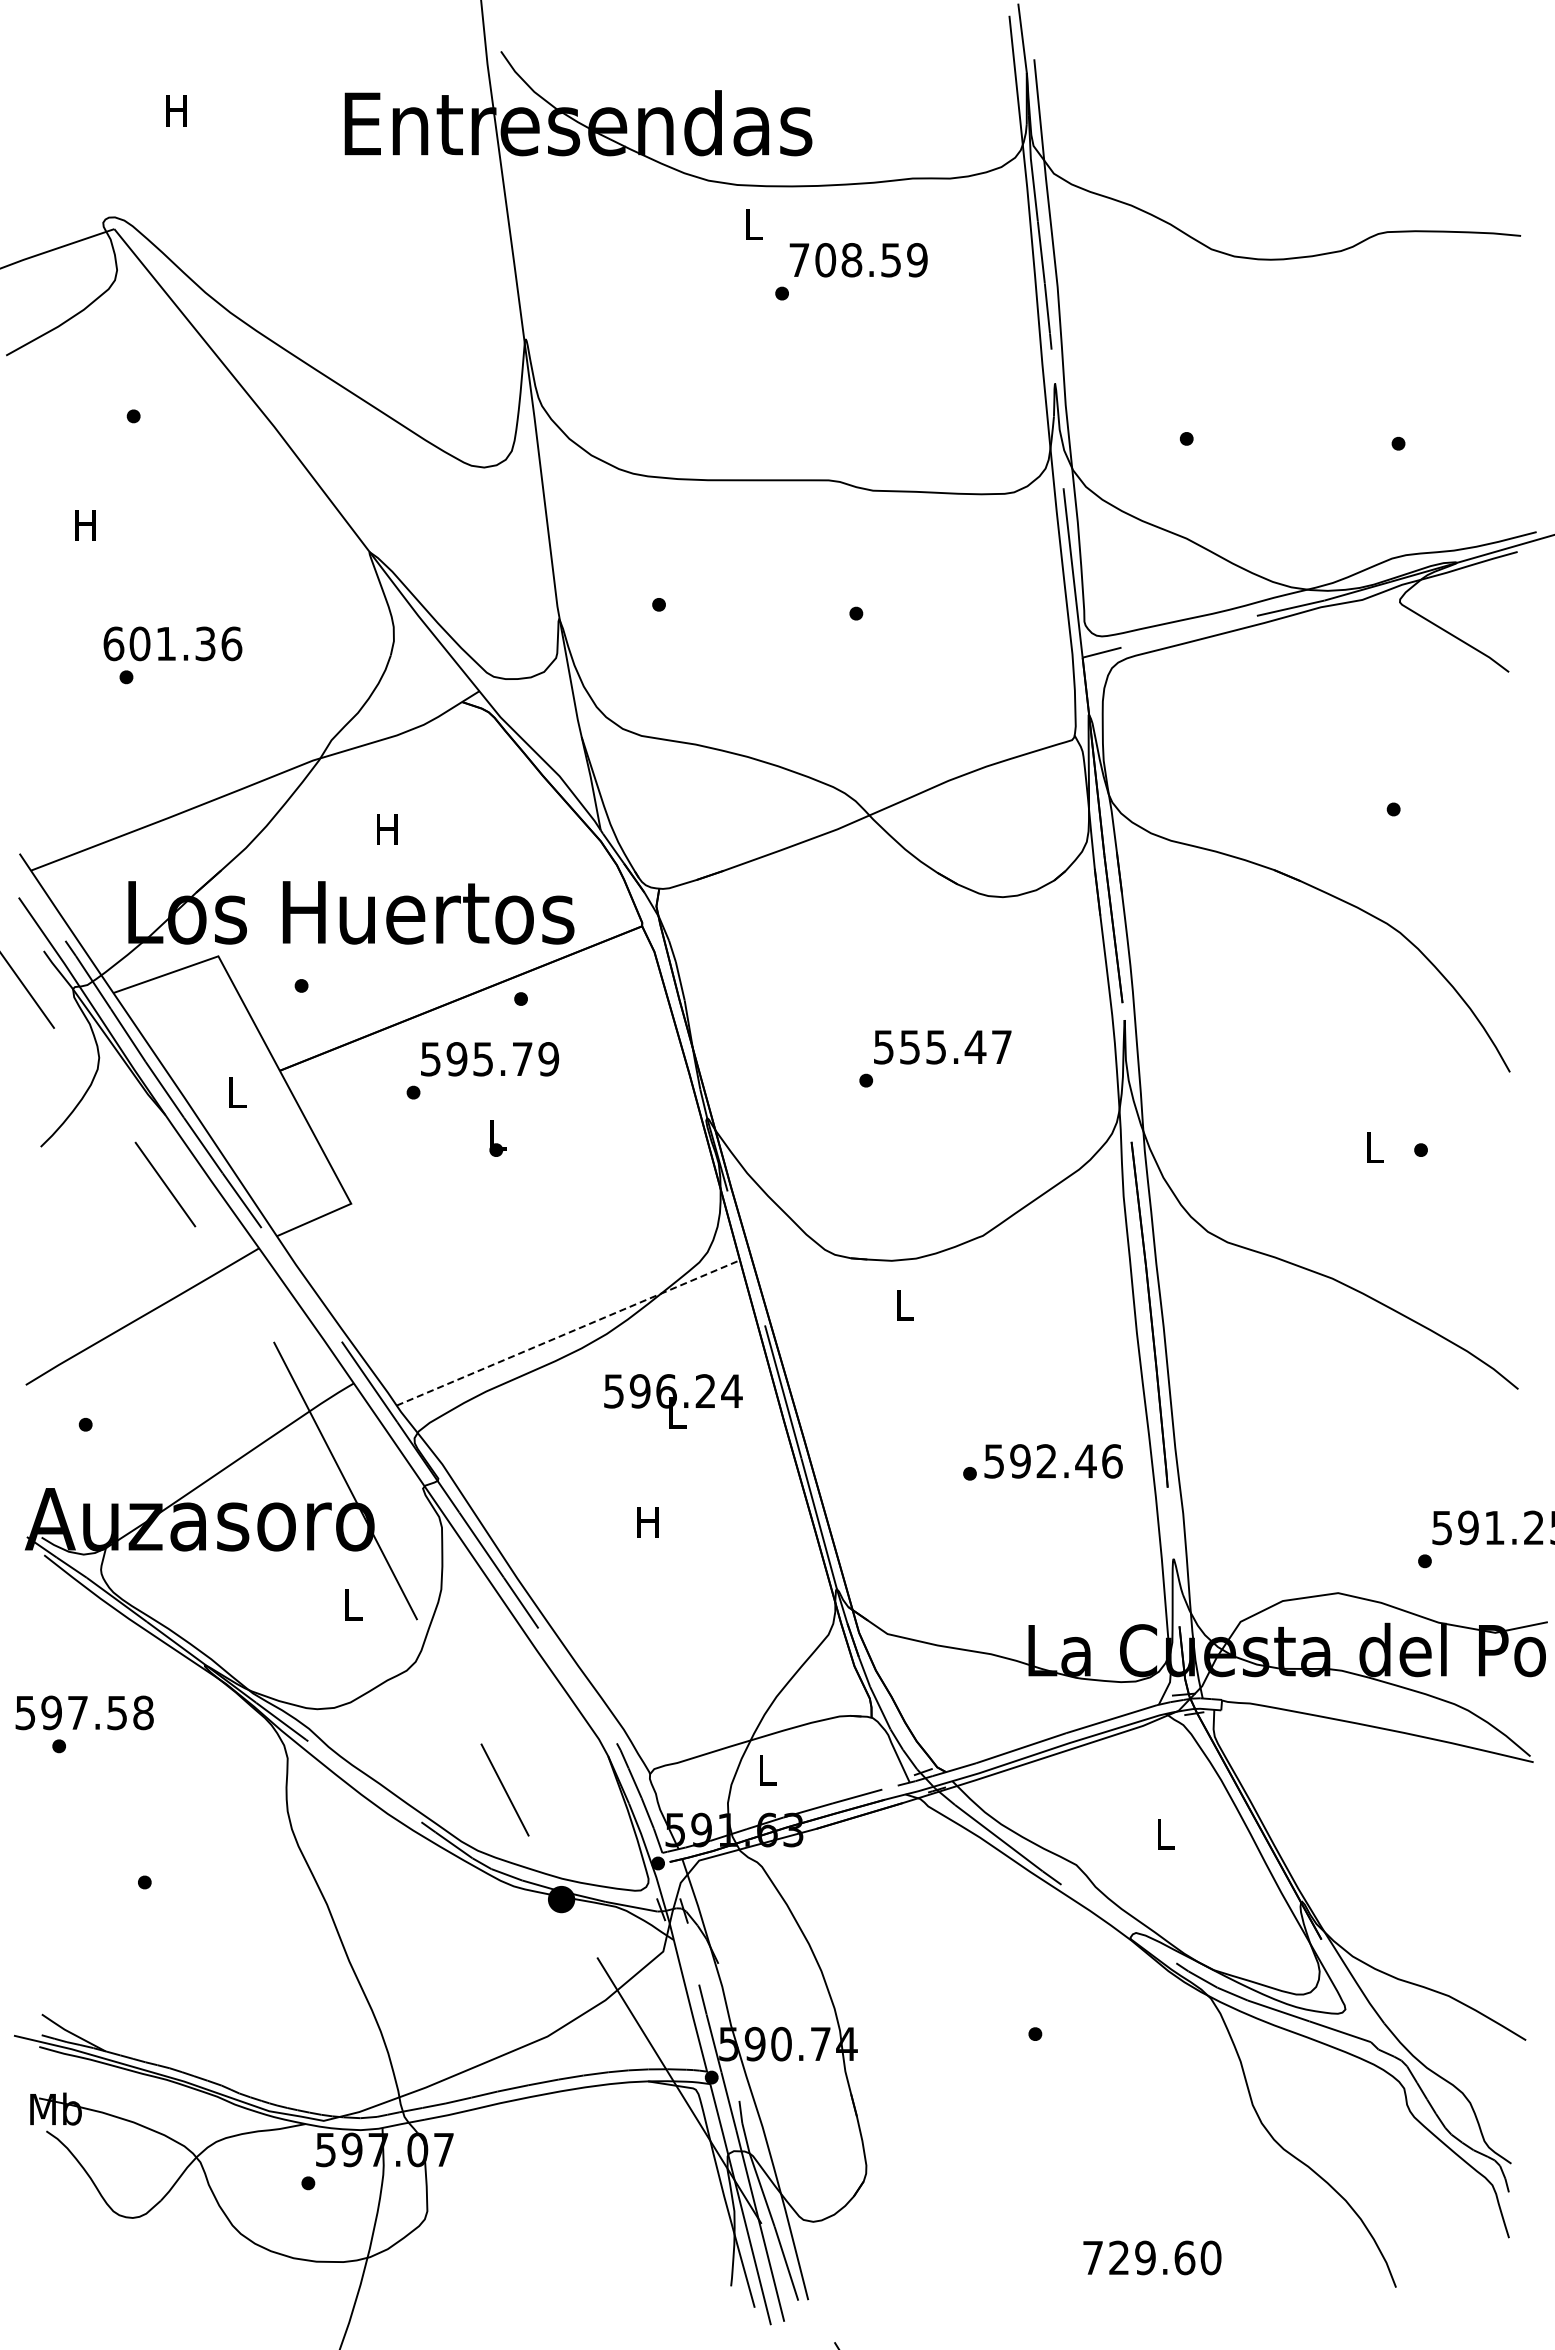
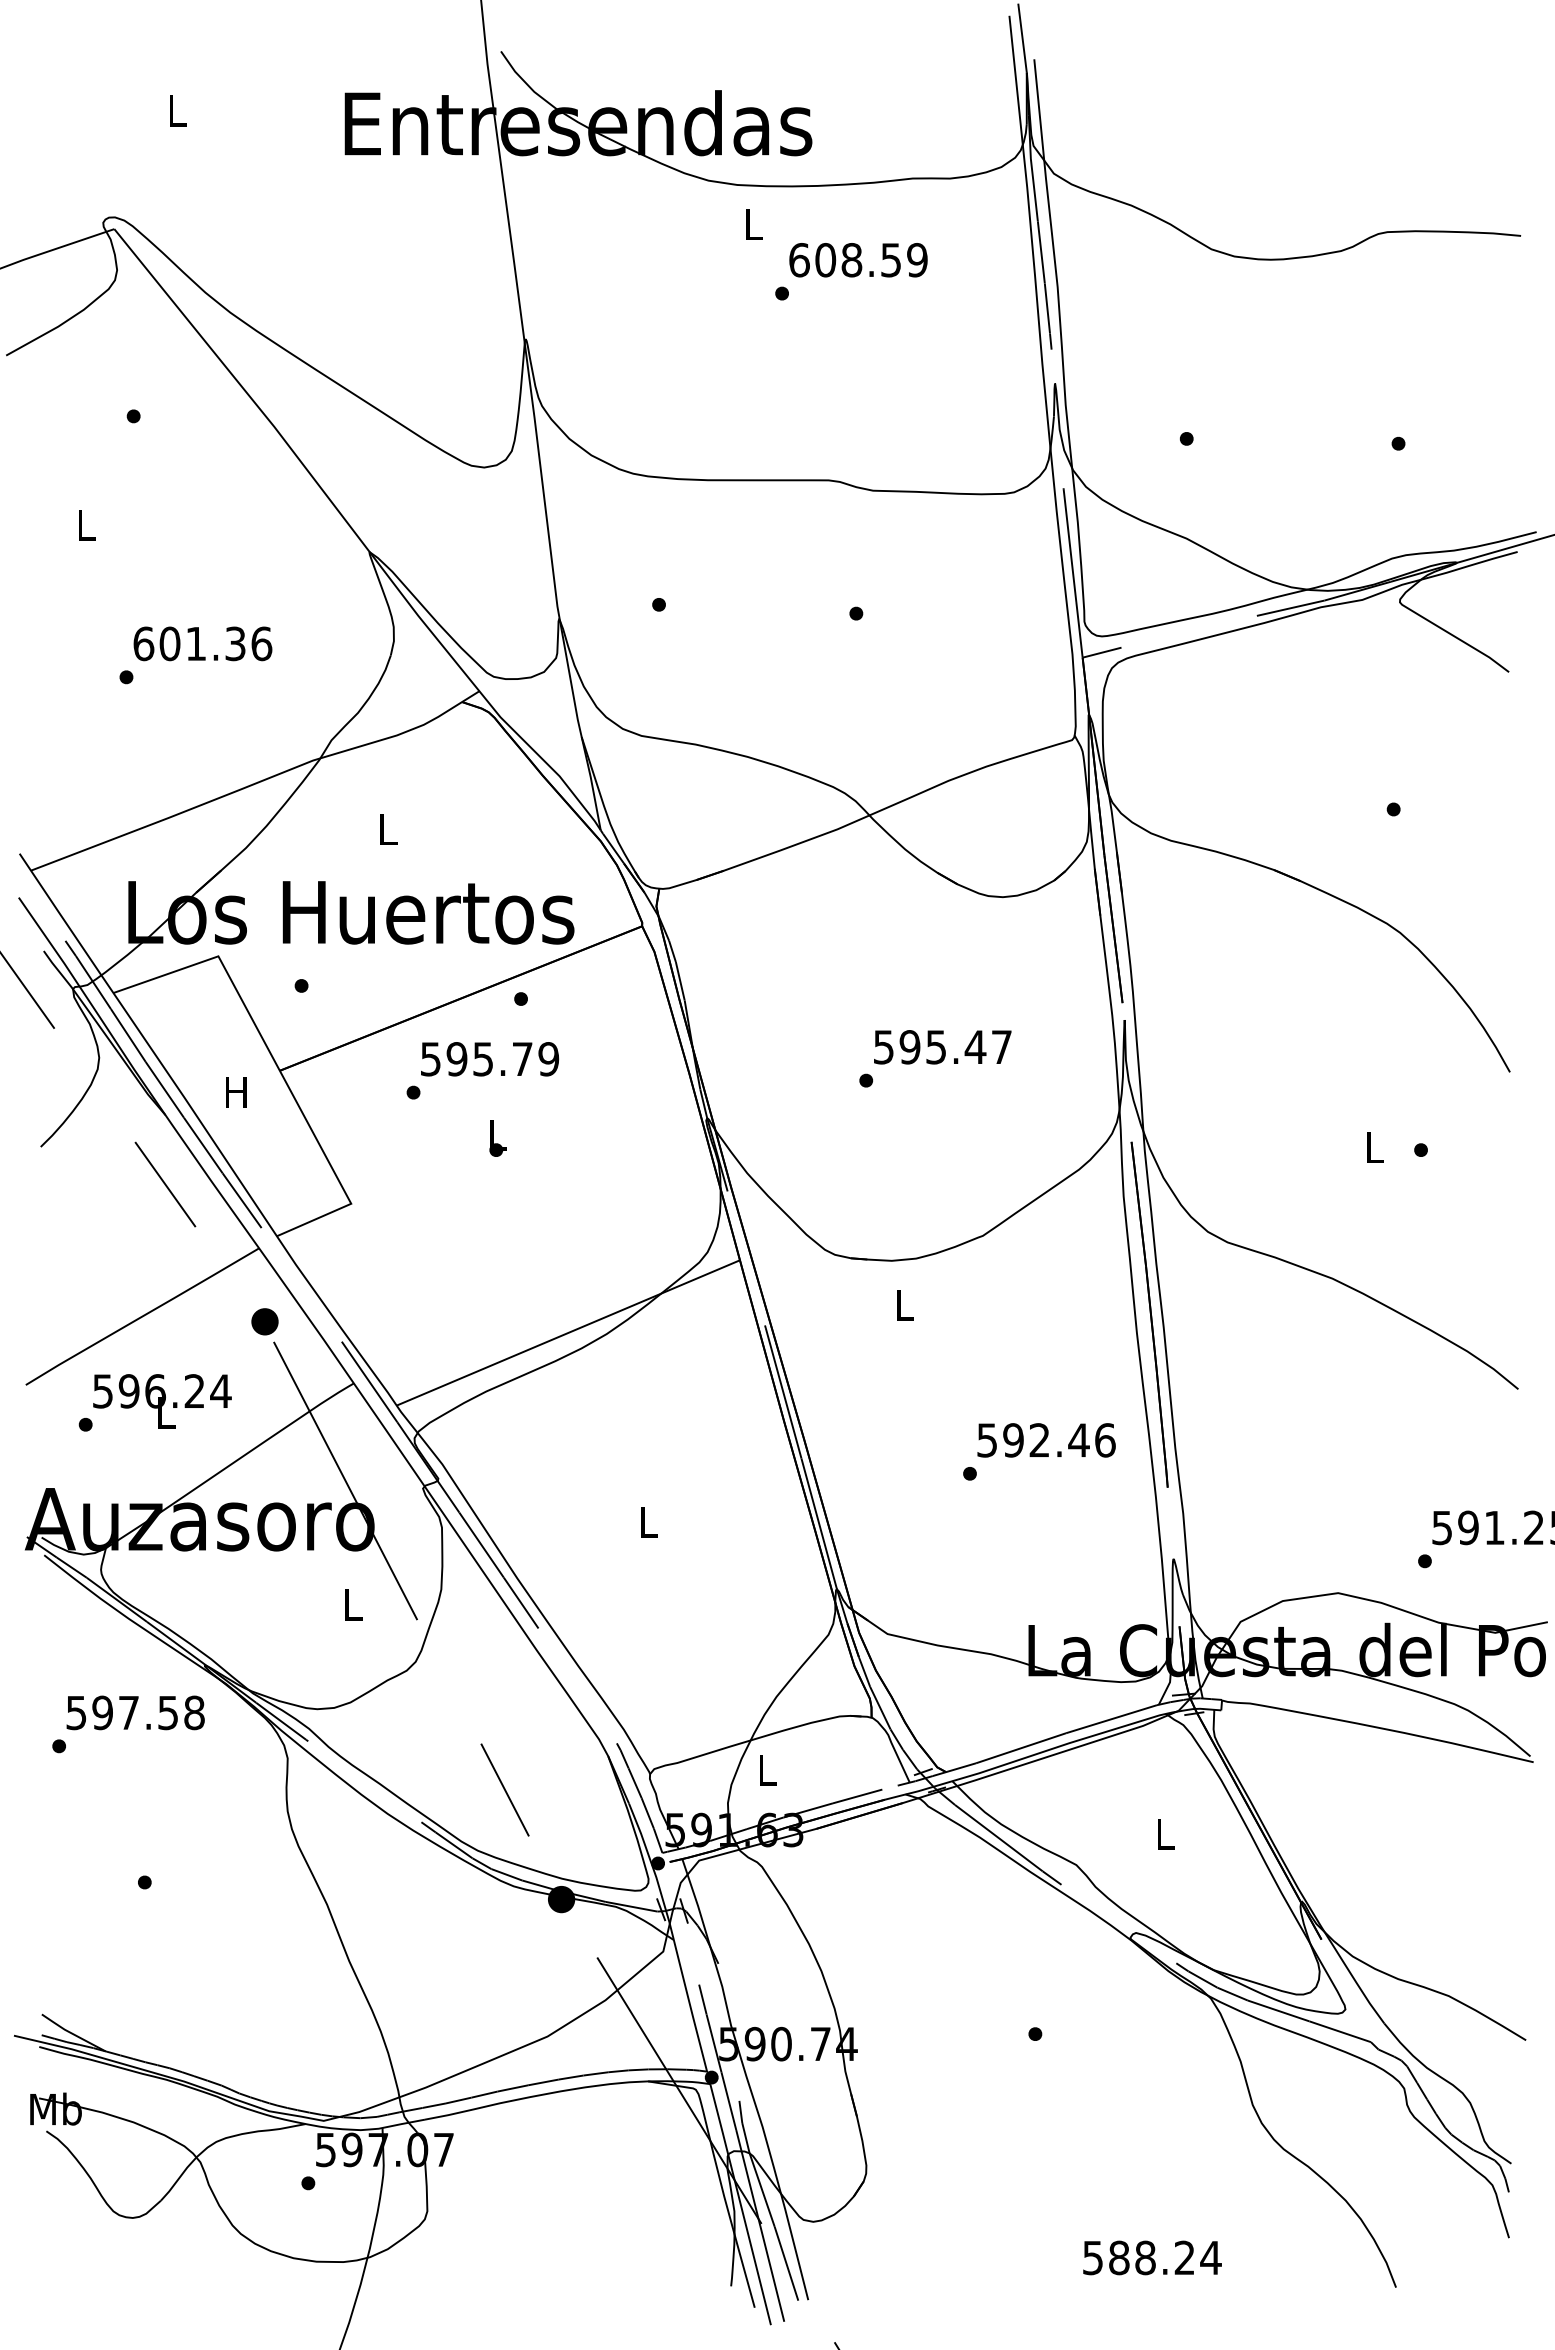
text: H -> L (176, 110)
text: 708.59 -> 608.59 (799, 260)
text: H -> L (85, 525)
text position: (172, 643) -> (202, 643) (202, 643)
text: H -> L (387, 829)
text: 555.47 -> 595.47 (909, 1047)
text: L -> H (236, 1092)
part: none -> present (264, 1321)
line: dashed -> solid (568, 1332)
text position: (673, 1401) -> (162, 1401) (162, 1401)
text position: (1053, 1461) -> (1046, 1440) (1046, 1440)
text: H -> L (647, 1522)
text position: (84, 1712) -> (135, 1712) (135, 1712)
text: 729.60 -> 588.24 (1152, 2257)
